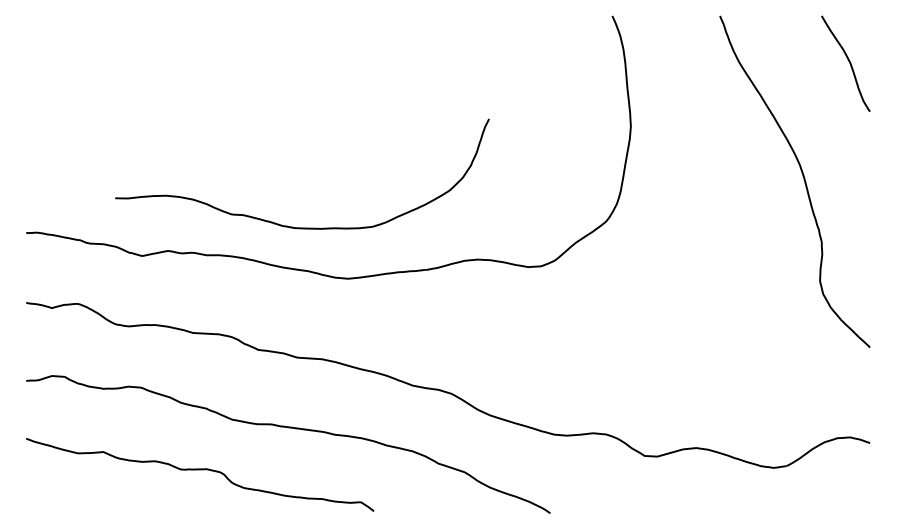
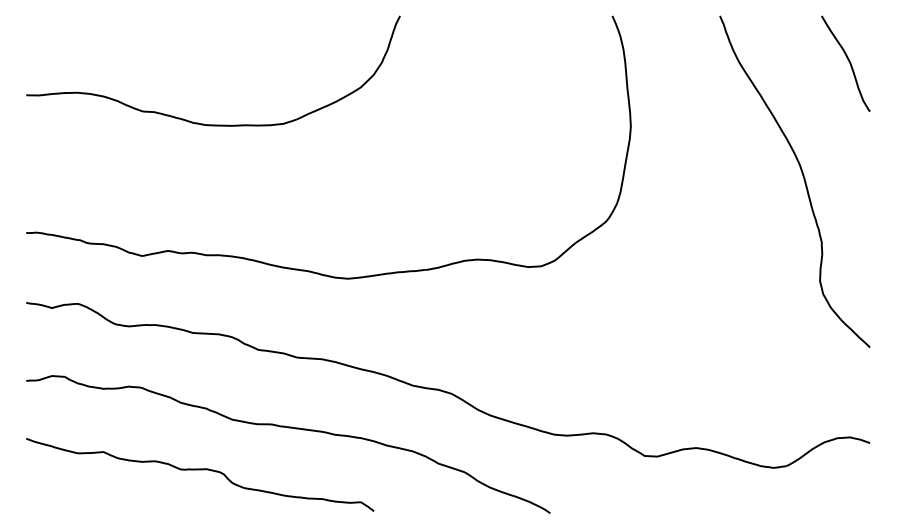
part position: (293, 226) -> (204, 123) (204, 123)
